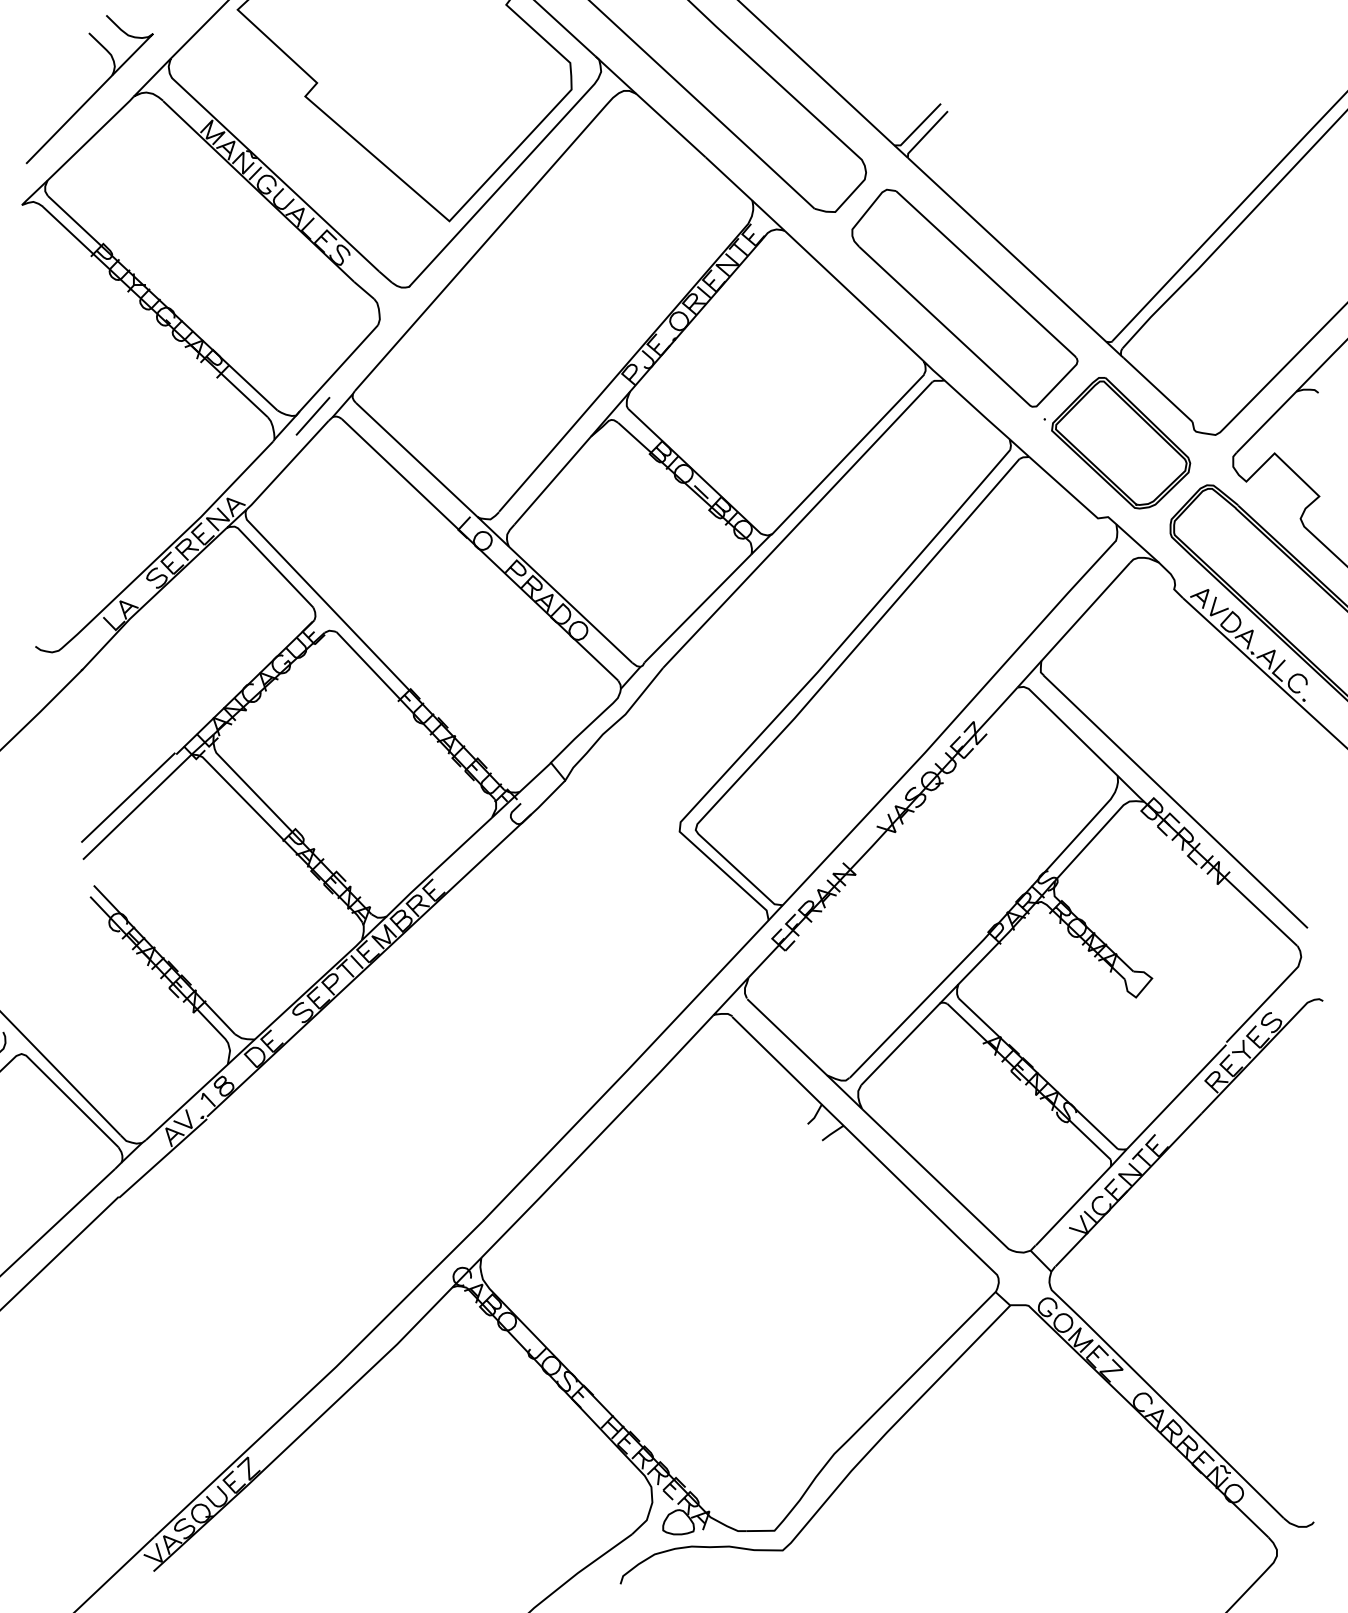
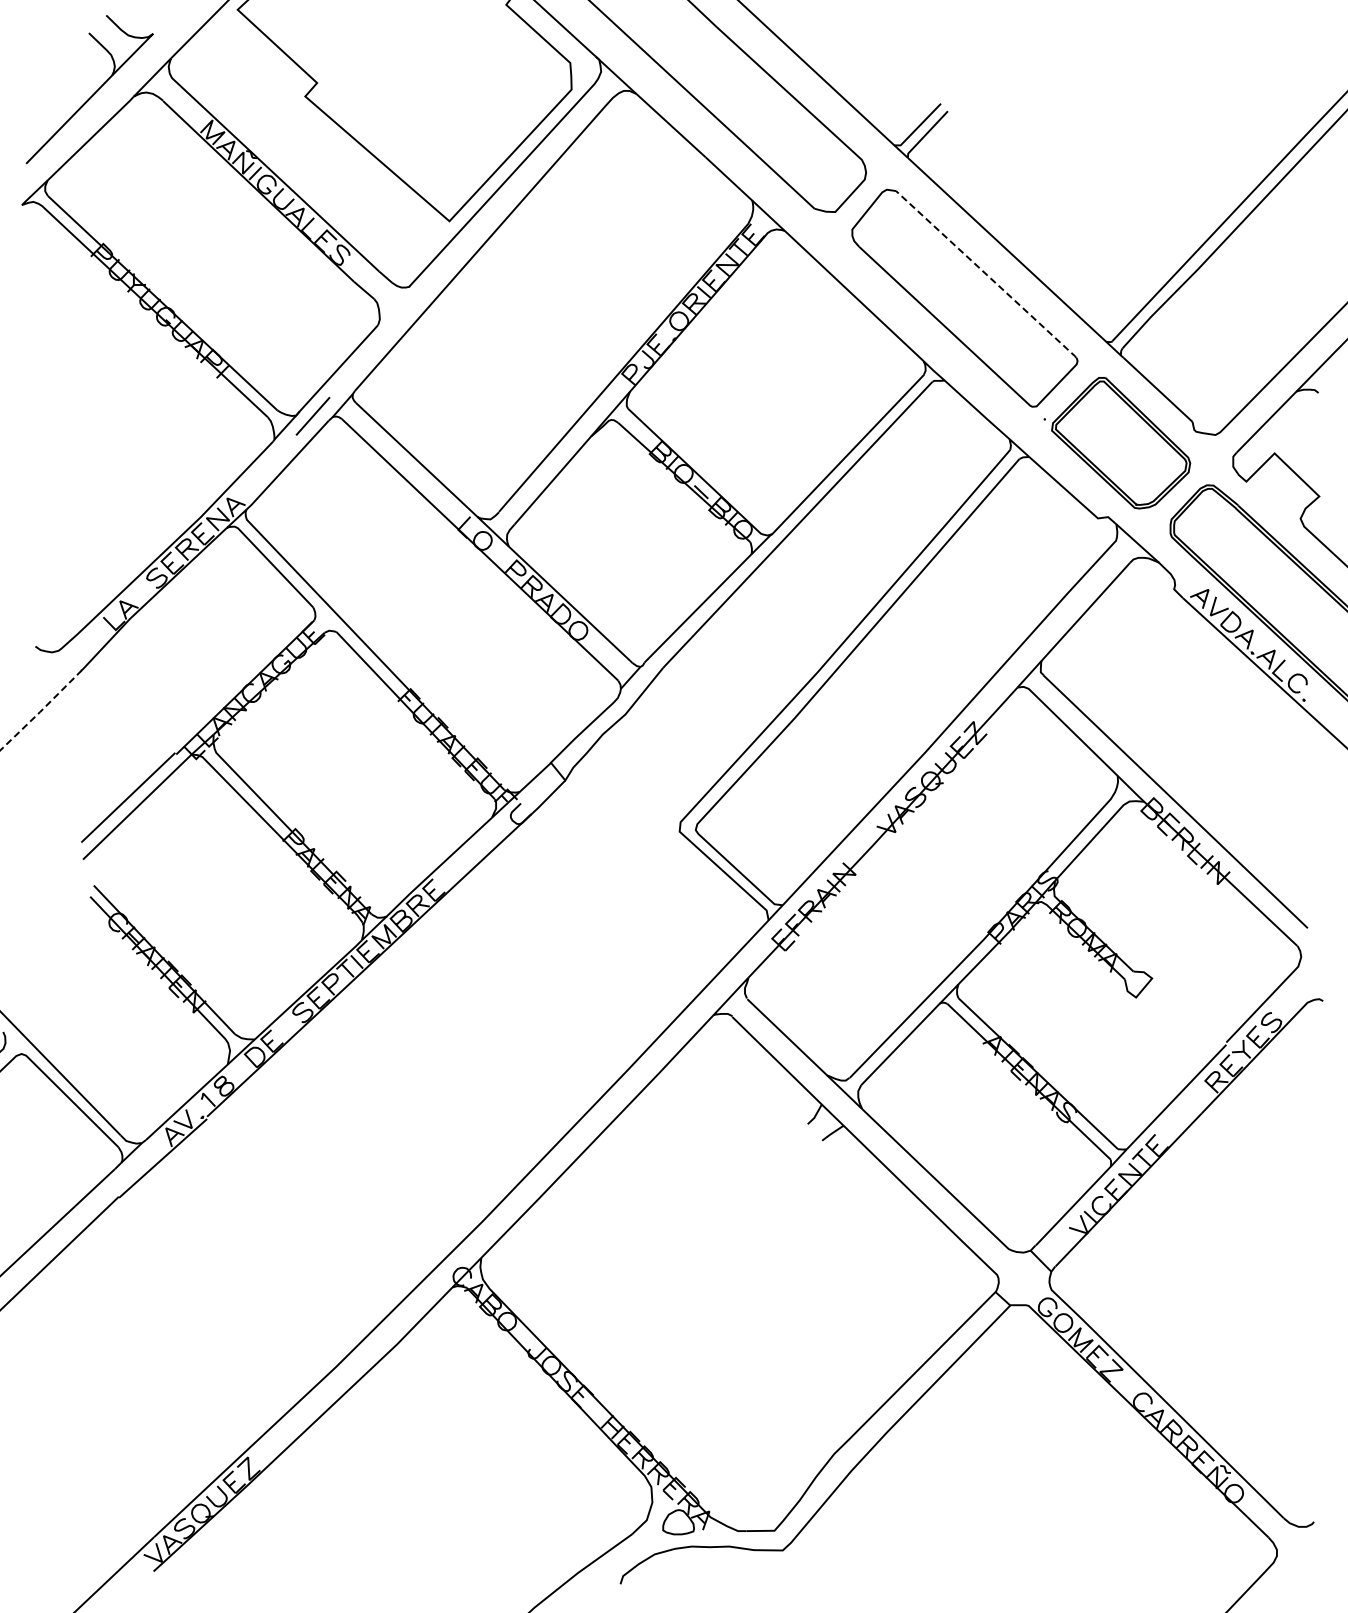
line: solid -> dashed (987, 274)
line: solid -> dashed (41, 710)
